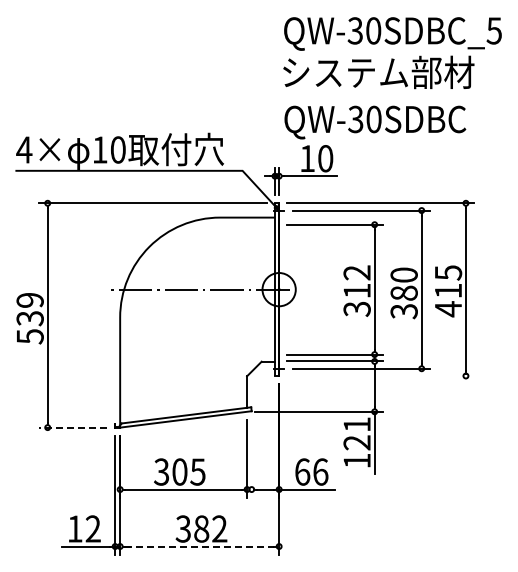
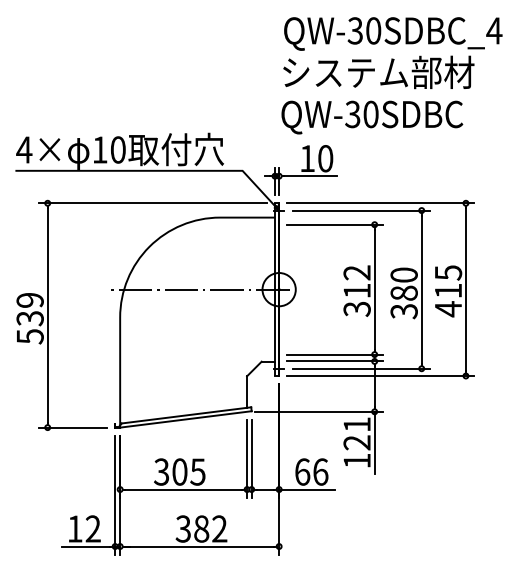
text: QW-30SDBC_5 -> QW-30SDBC_4 (494, 30)
text position: (375, 122) -> (372, 117) (372, 117)
line: none -> present (380, 376)
line: dashed -> solid (73, 427)
line: none -> present (251, 458)
line: dashed -> solid (200, 546)
